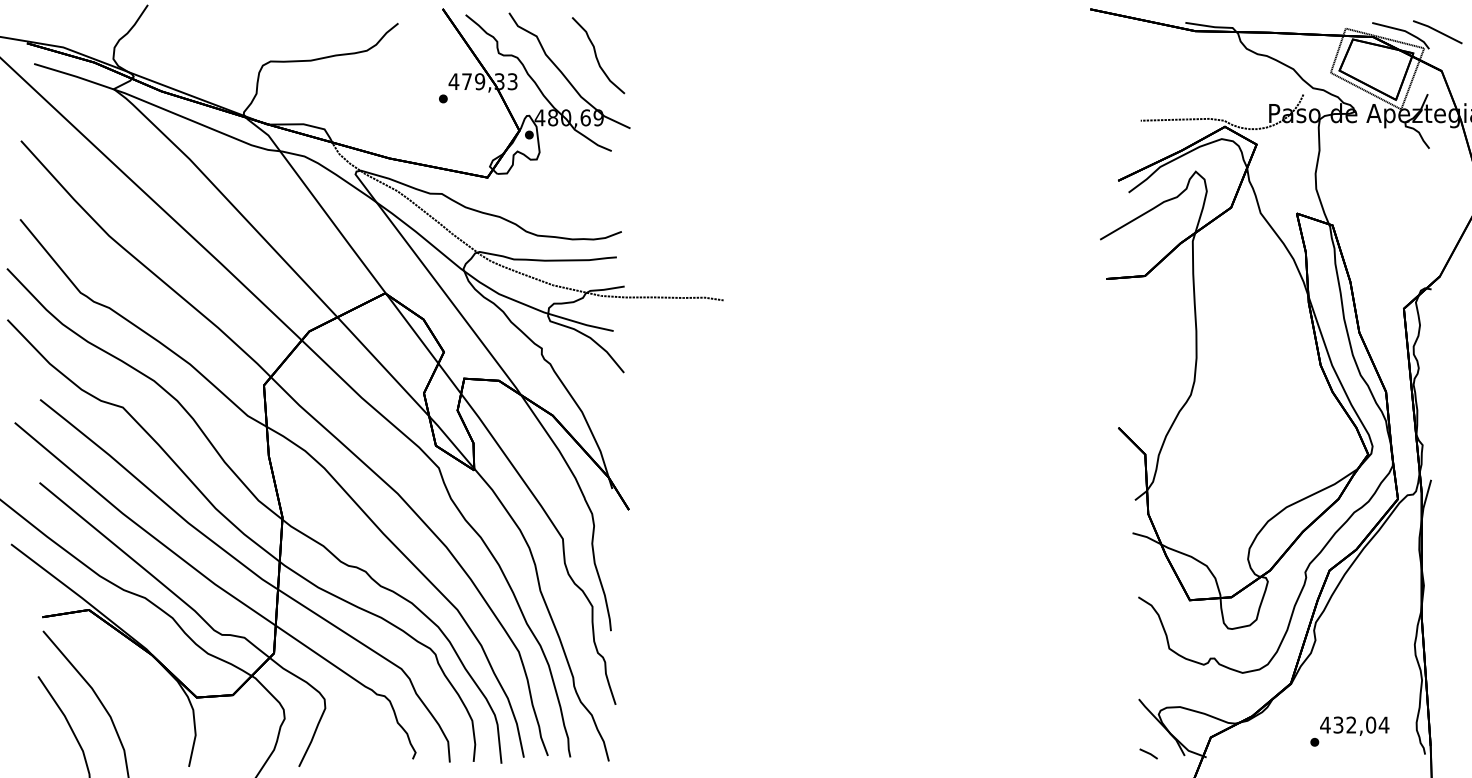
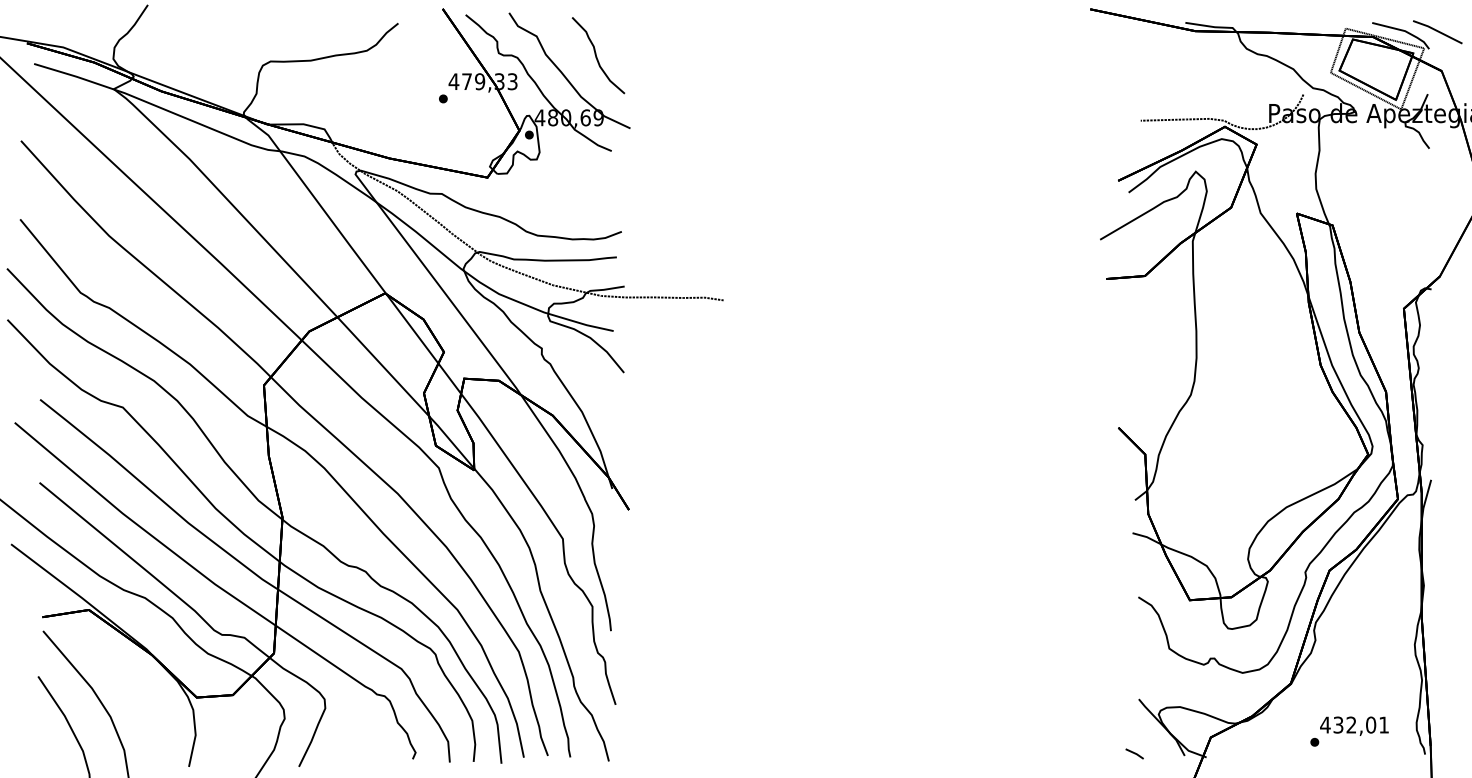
text: 432,04 -> 432,01 (1383, 724)
line position: (1148, 753) -> (1134, 753) (1134, 753)
